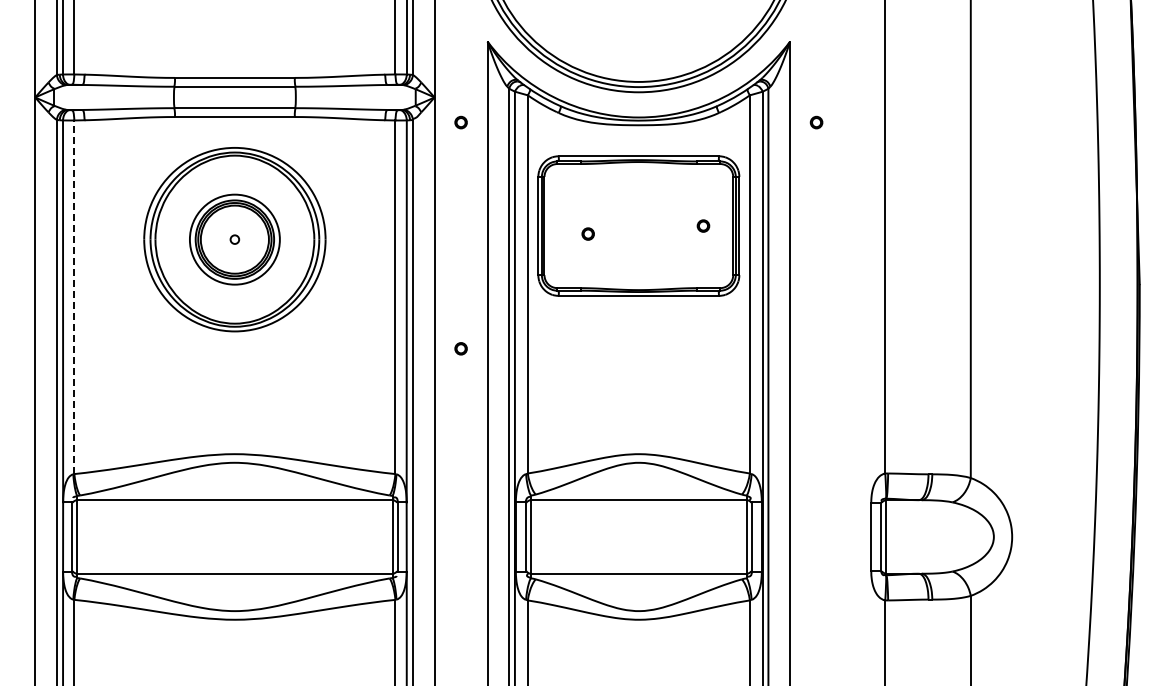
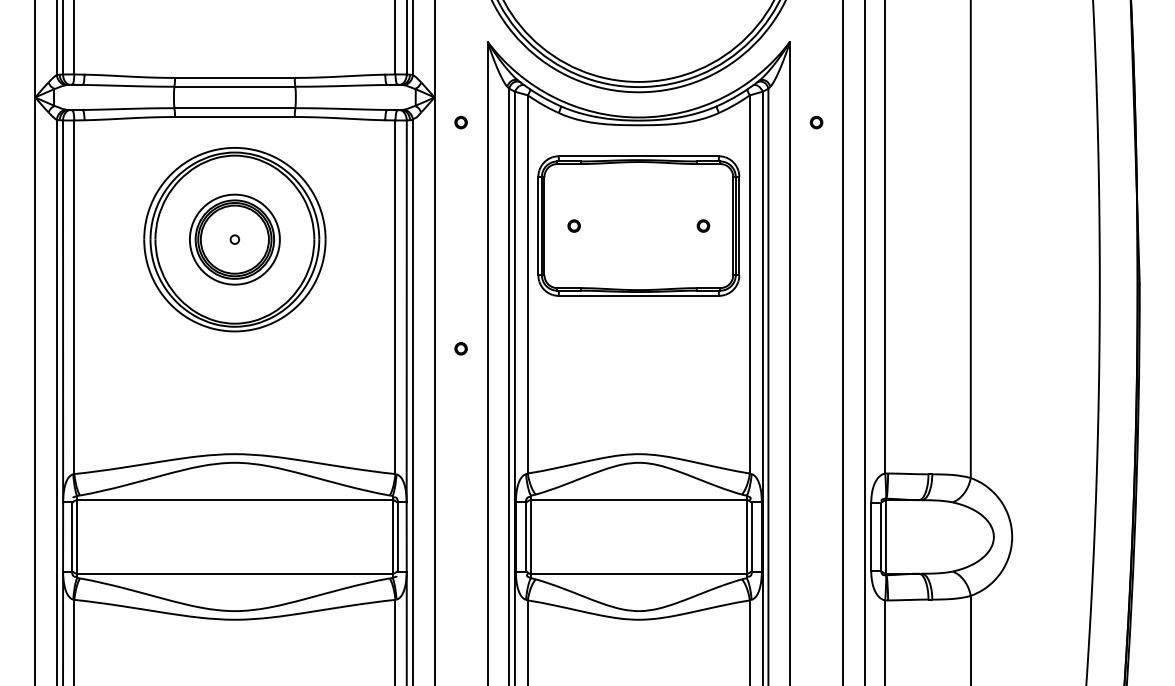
circle position: (587, 233) -> (573, 225) (573, 225)
line: dashed -> solid (74, 297)
line: none -> present (843, 342)
line: none -> present (864, 342)
